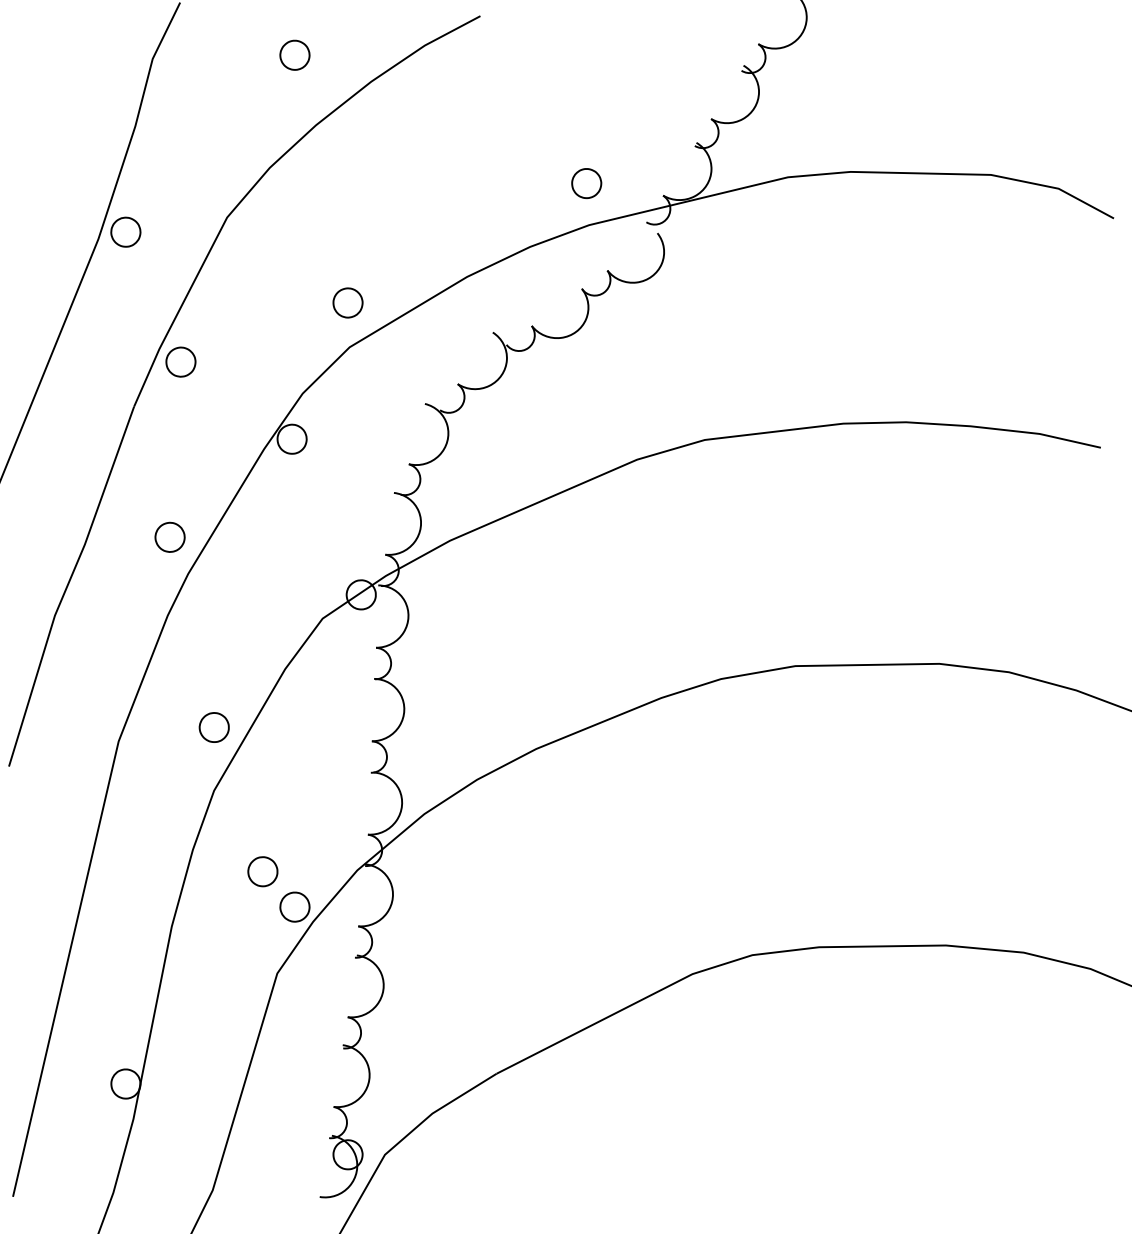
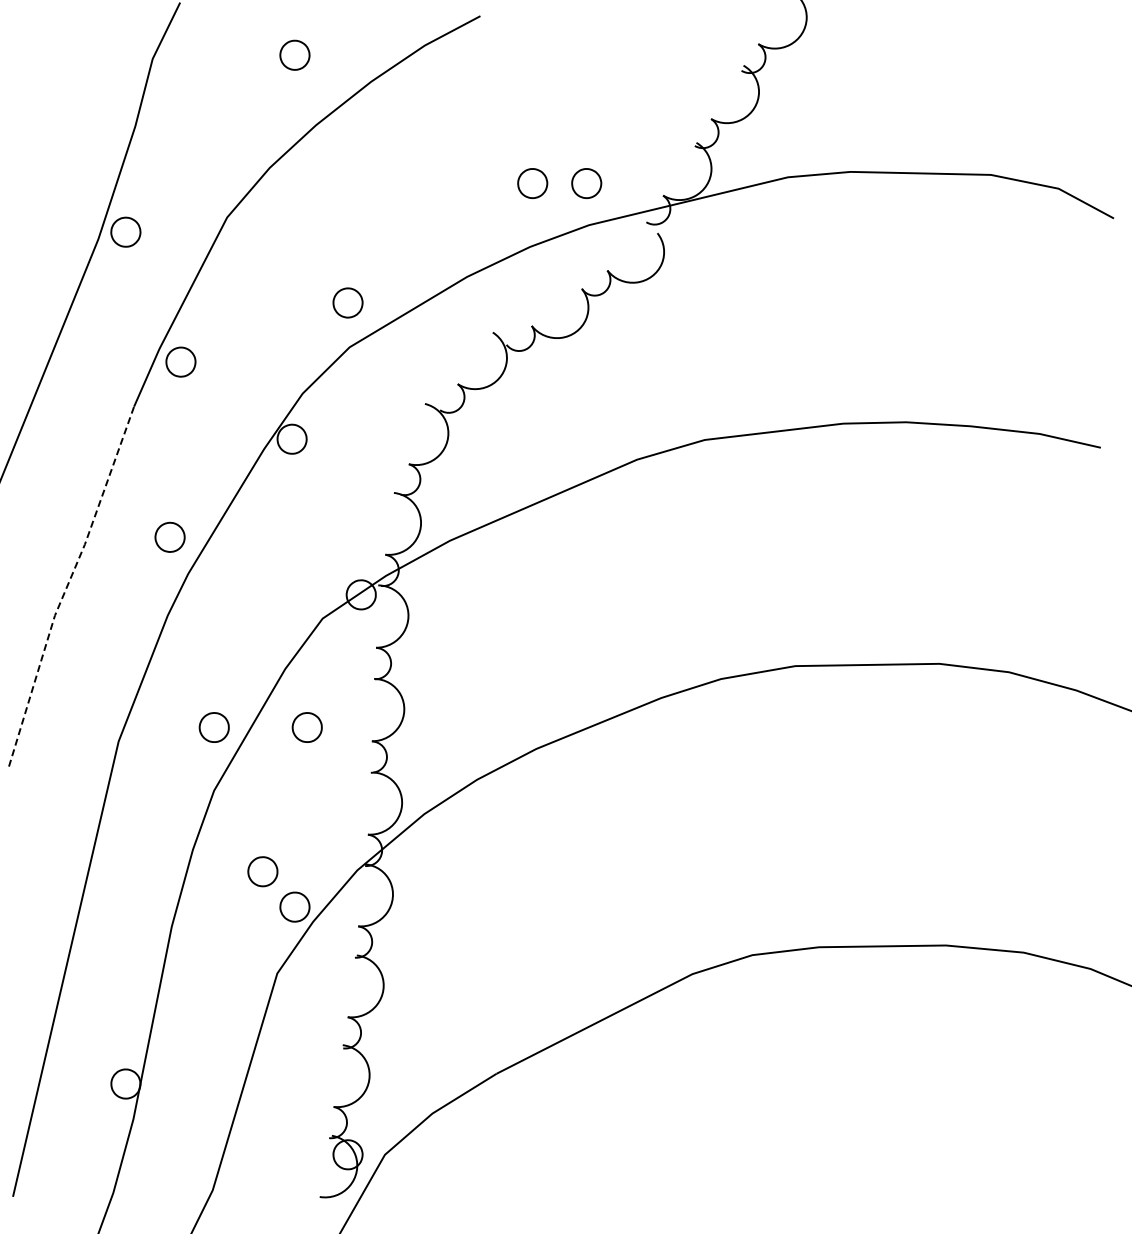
part: none -> present (532, 183)
line: solid -> dashed (68, 584)
part: none -> present (306, 727)
